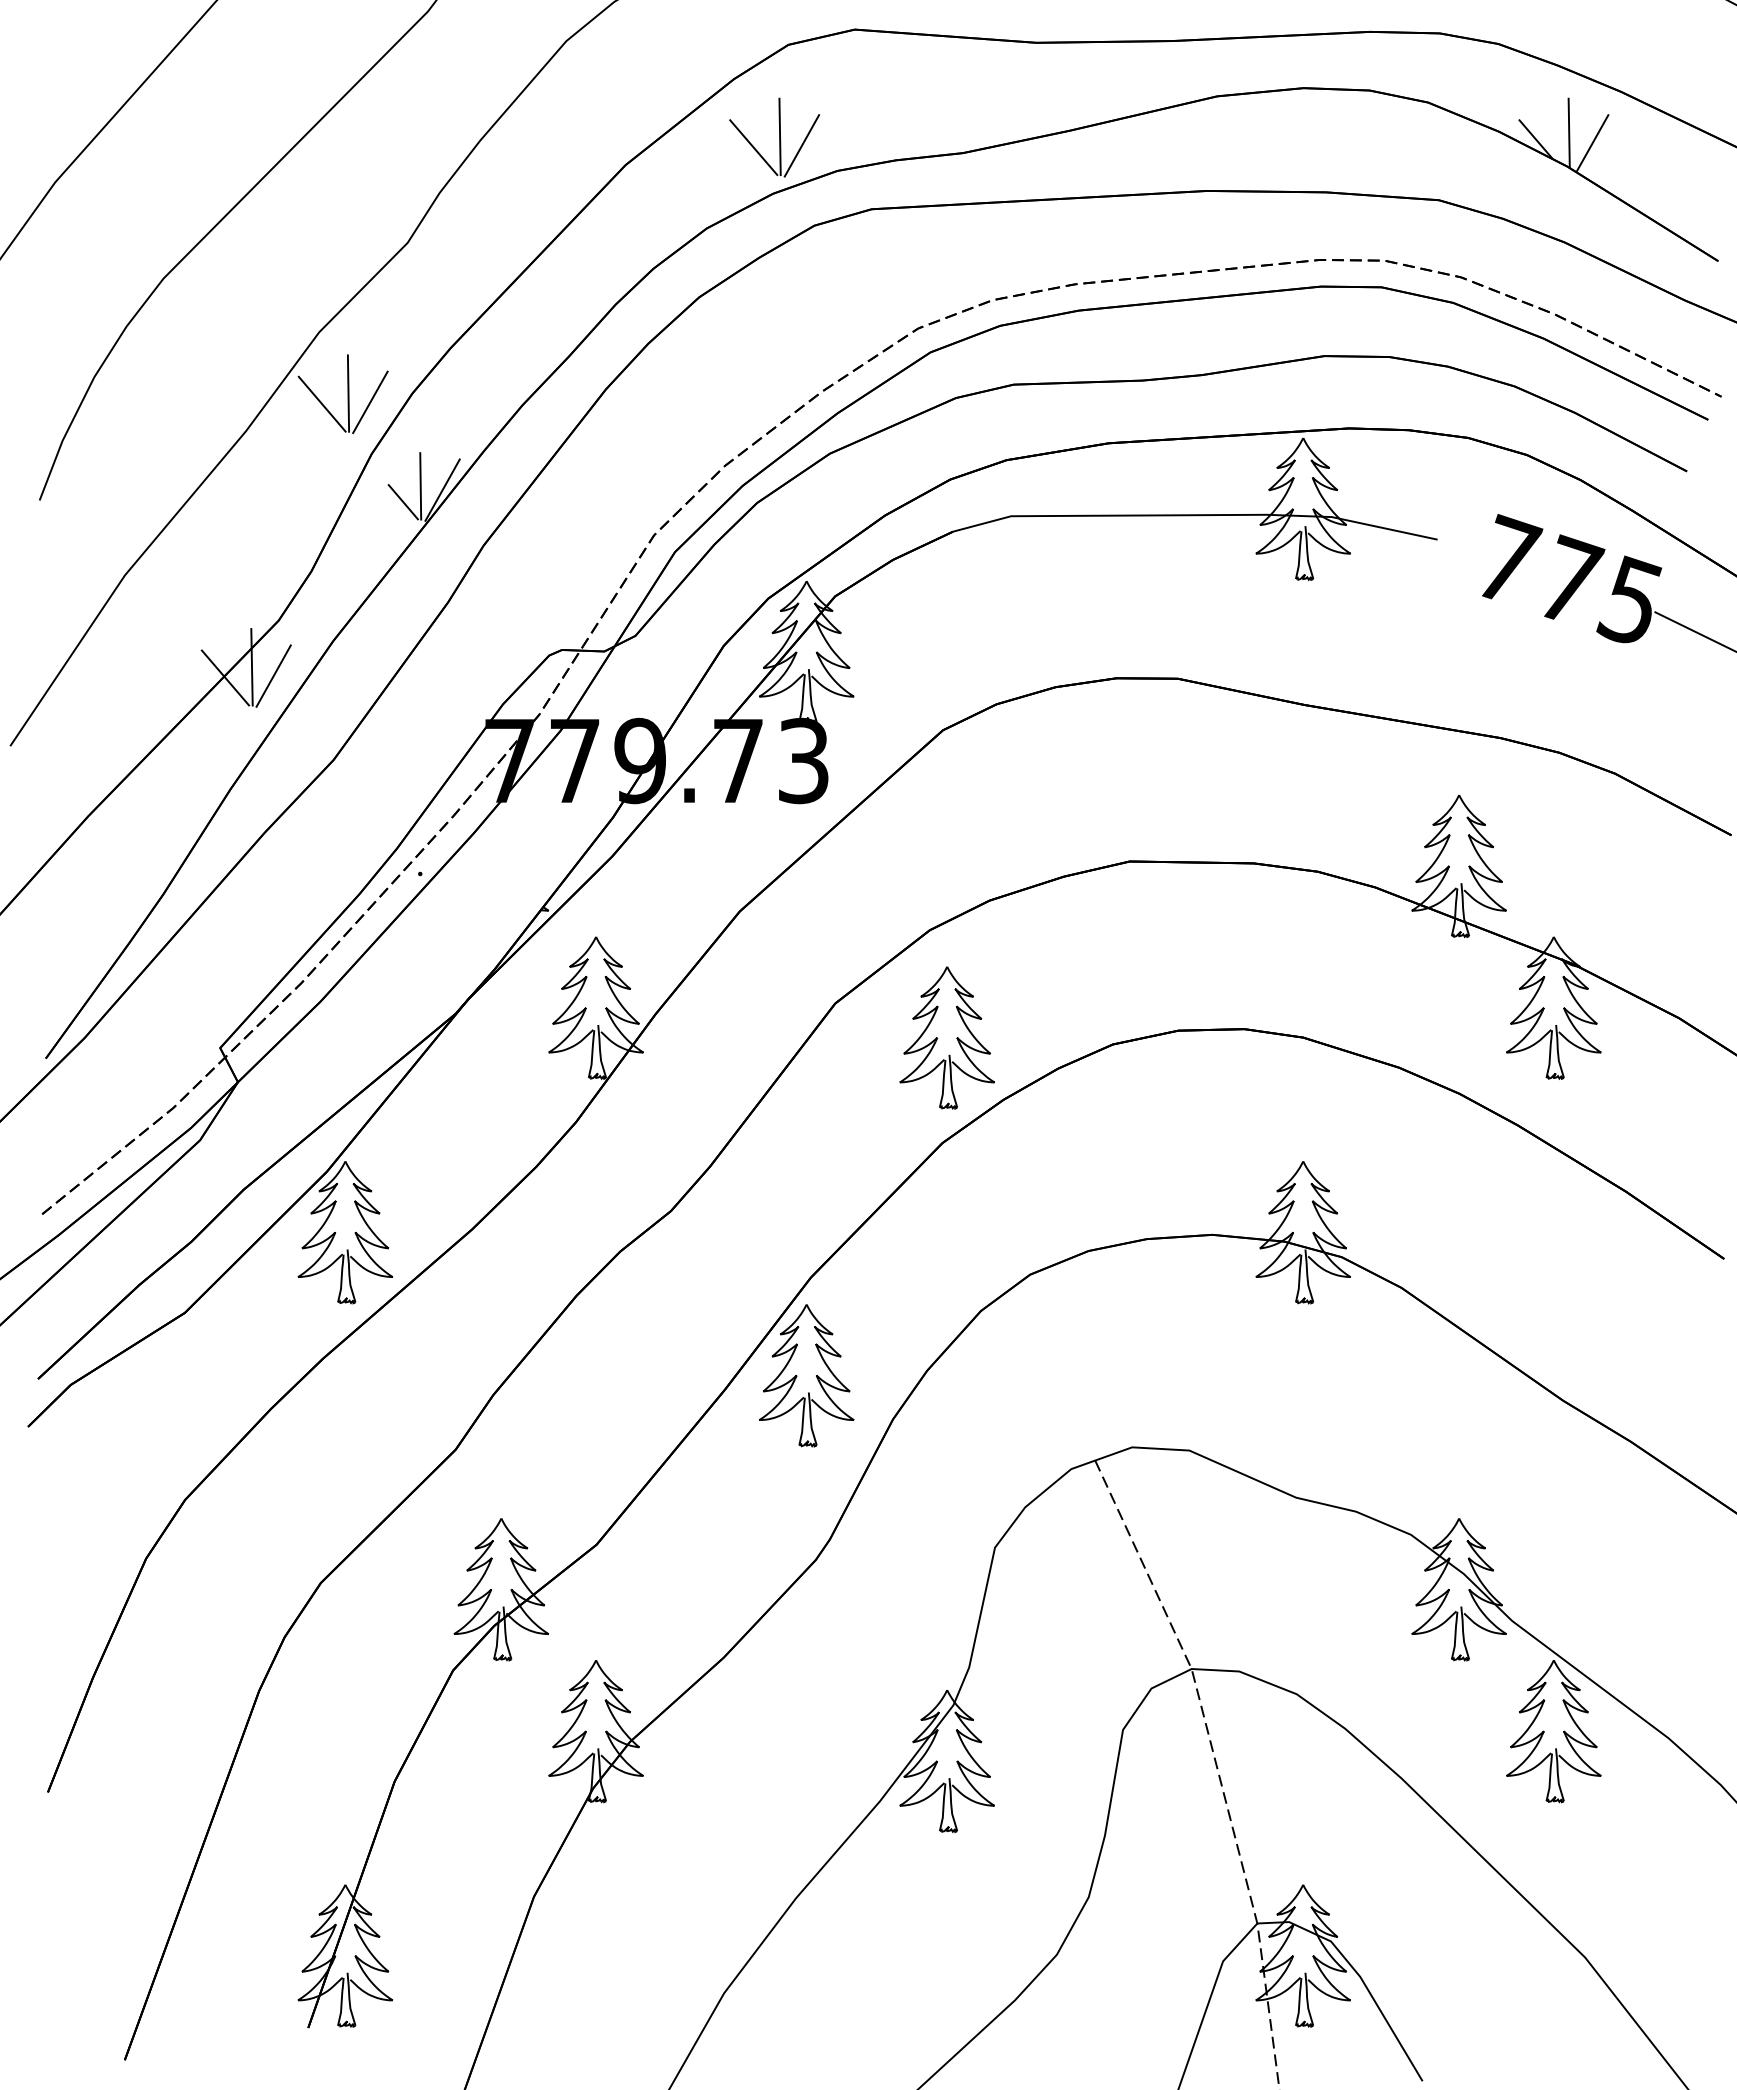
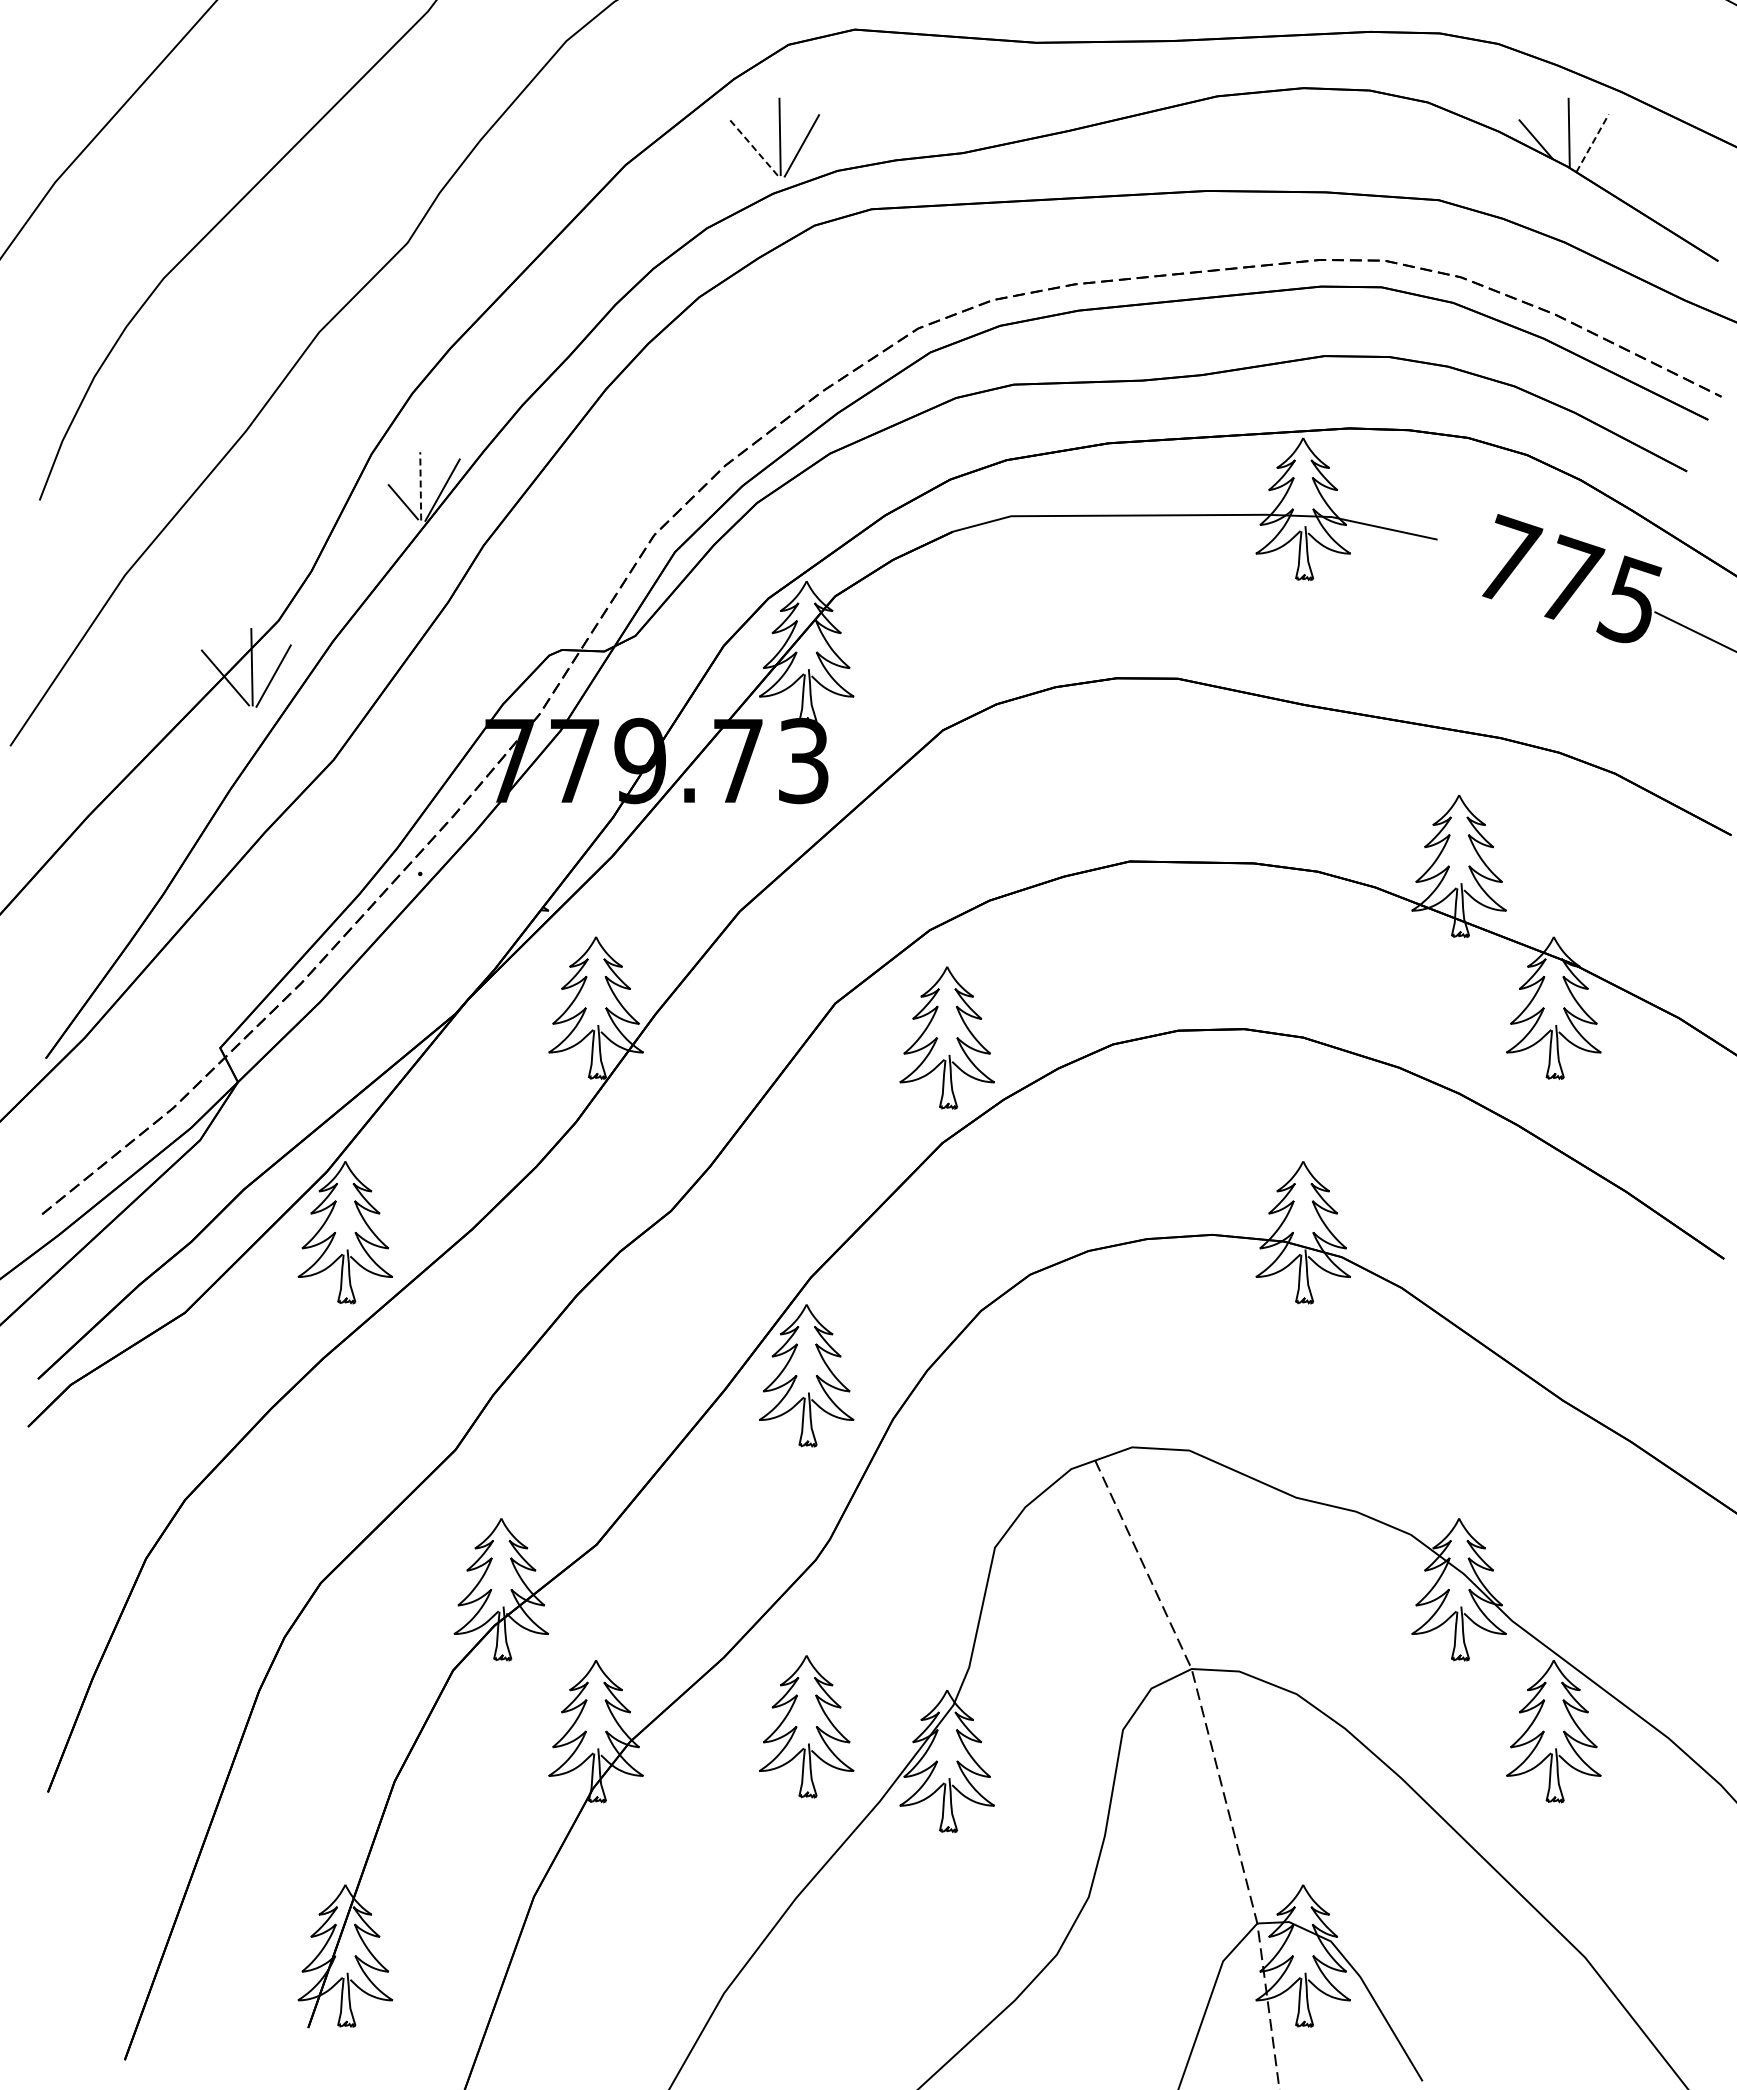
line: solid -> dashed (1592, 142)
line: solid -> dashed (753, 147)
part: present -> none (342, 394)
line: solid -> dashed (420, 485)
part: none -> present (806, 1726)
